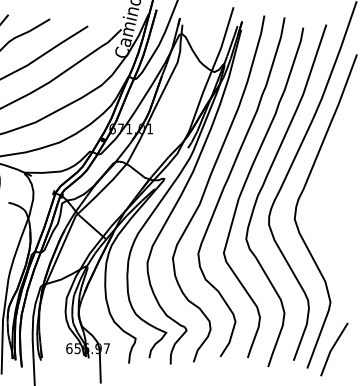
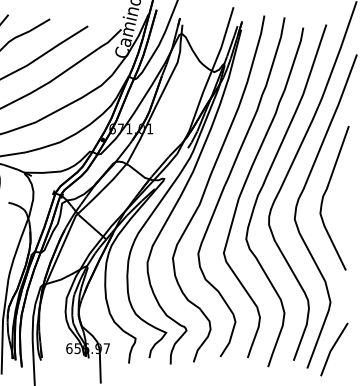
curve: none -> present (326, 192)
